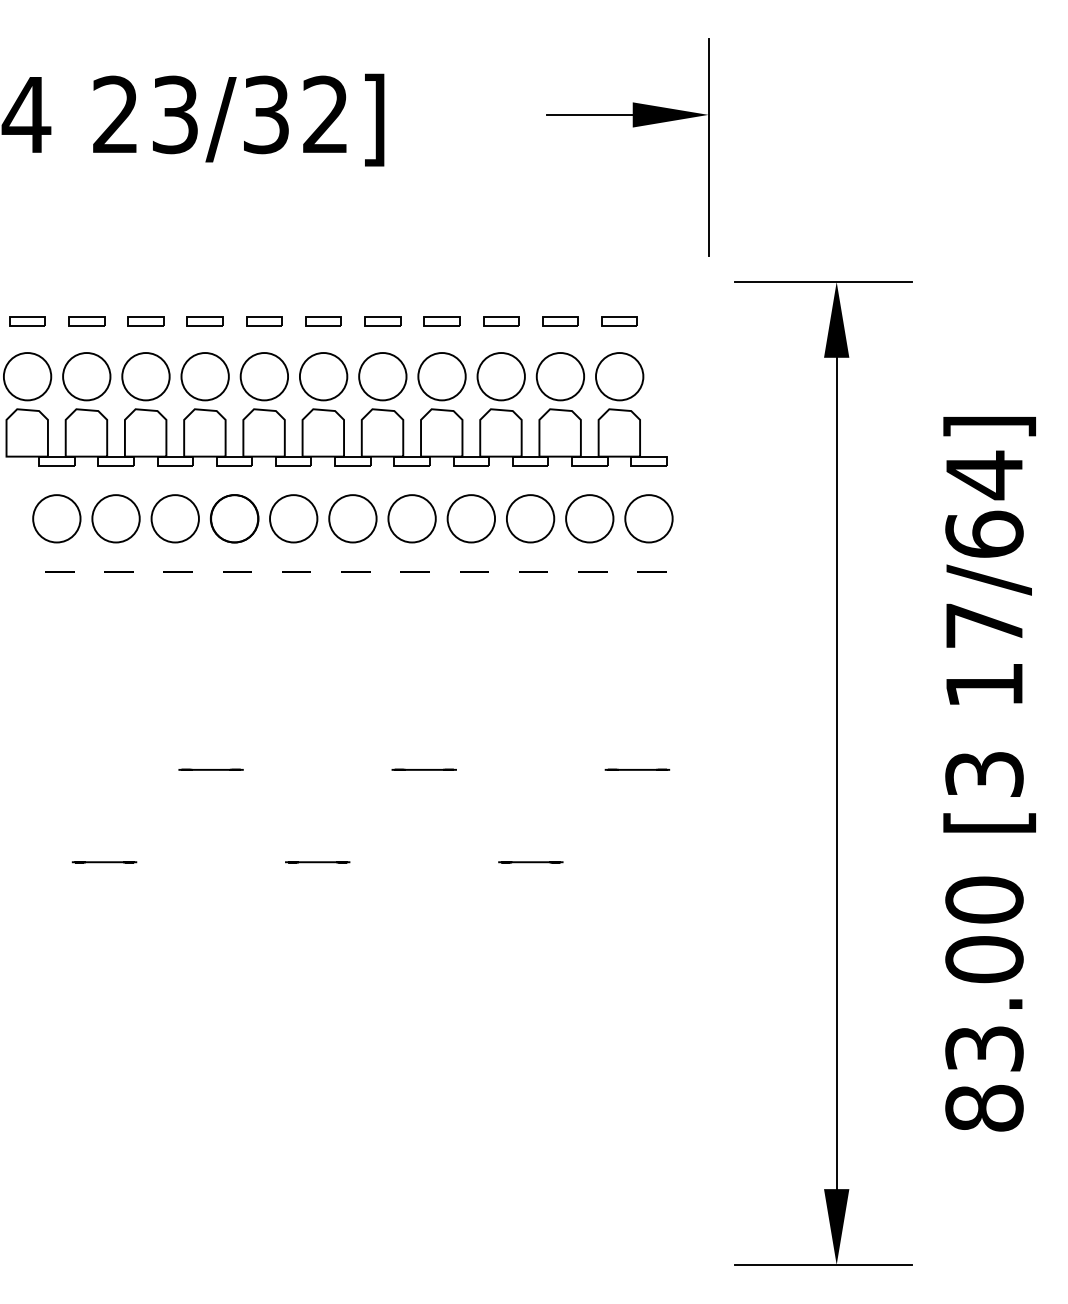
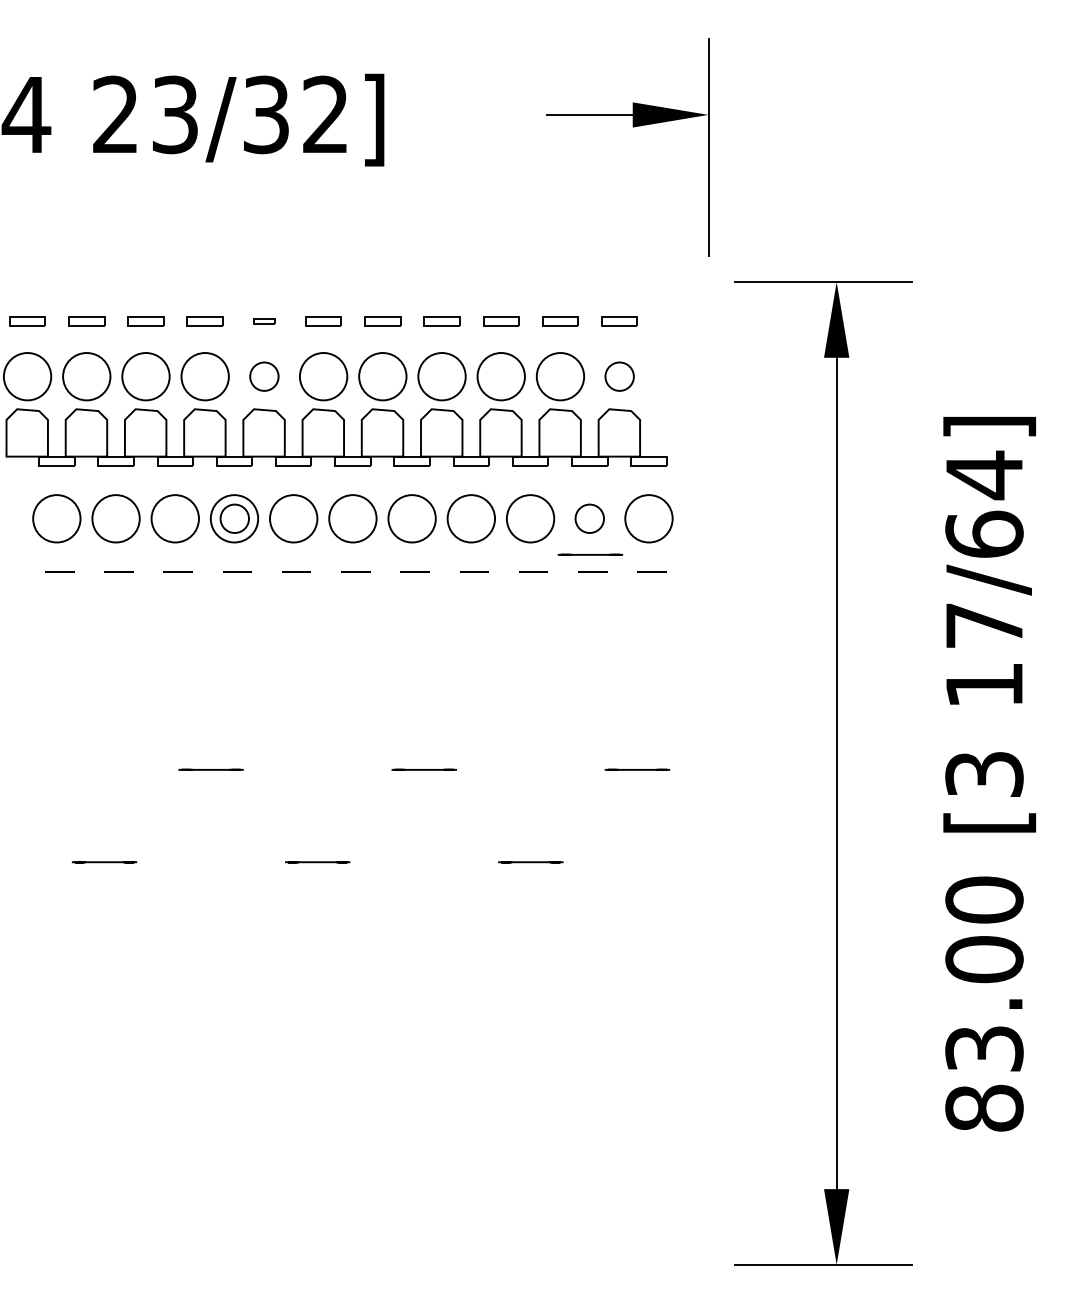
part size: 37x11 px -> 23x7 px (264, 321)
circle diameter: 47 px -> 28 px (264, 376)
circle diameter: 47 px -> 28 px (619, 376)
circle diameter: 47 px -> 28 px (234, 518)
circle diameter: 47 px -> 28 px (589, 518)
line: none -> present (590, 554)
